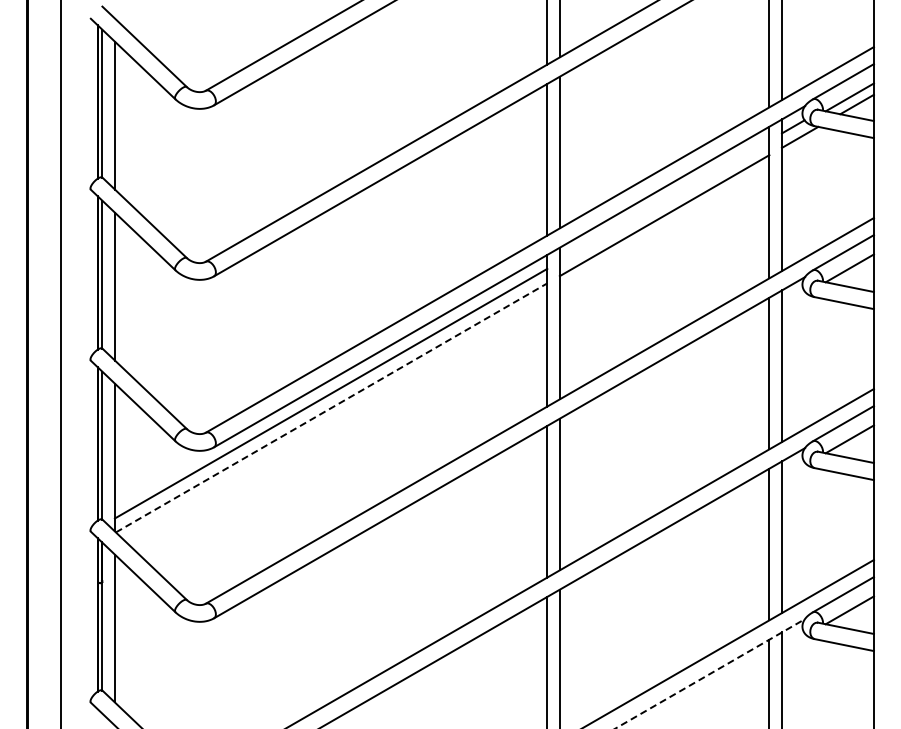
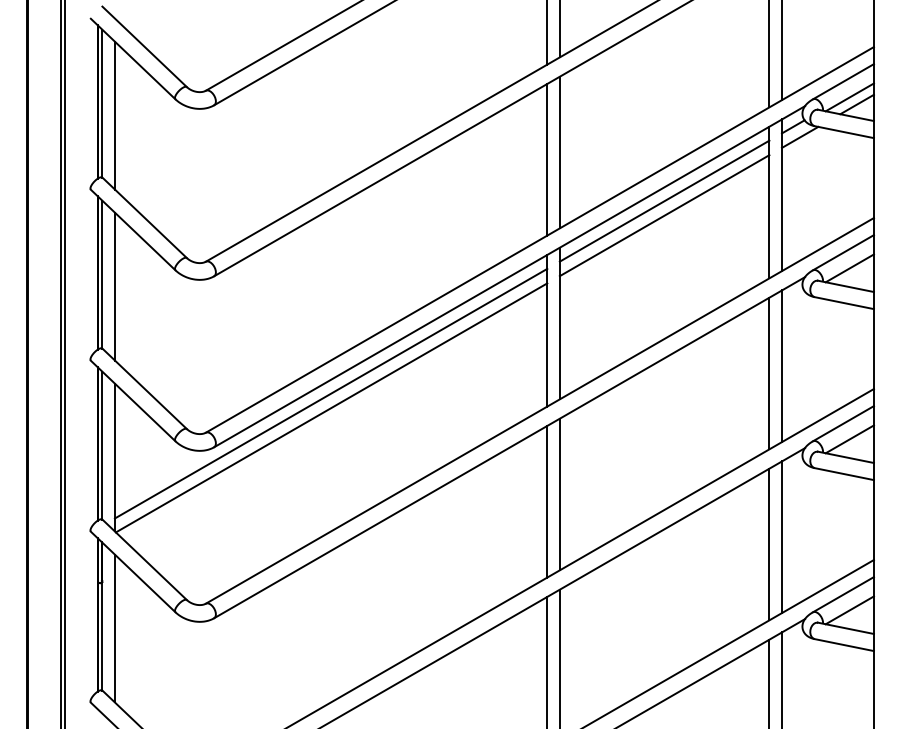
line: none -> present (664, 200)
line: none -> present (64, 363)
line: dashed -> solid (332, 407)
line: dashed -> solid (709, 674)
